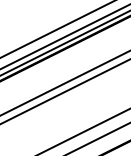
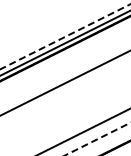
line: present -> none (56, 29)
line: solid -> dashed (65, 36)
line: present -> none (64, 91)
line: solid -> dashed (97, 139)
